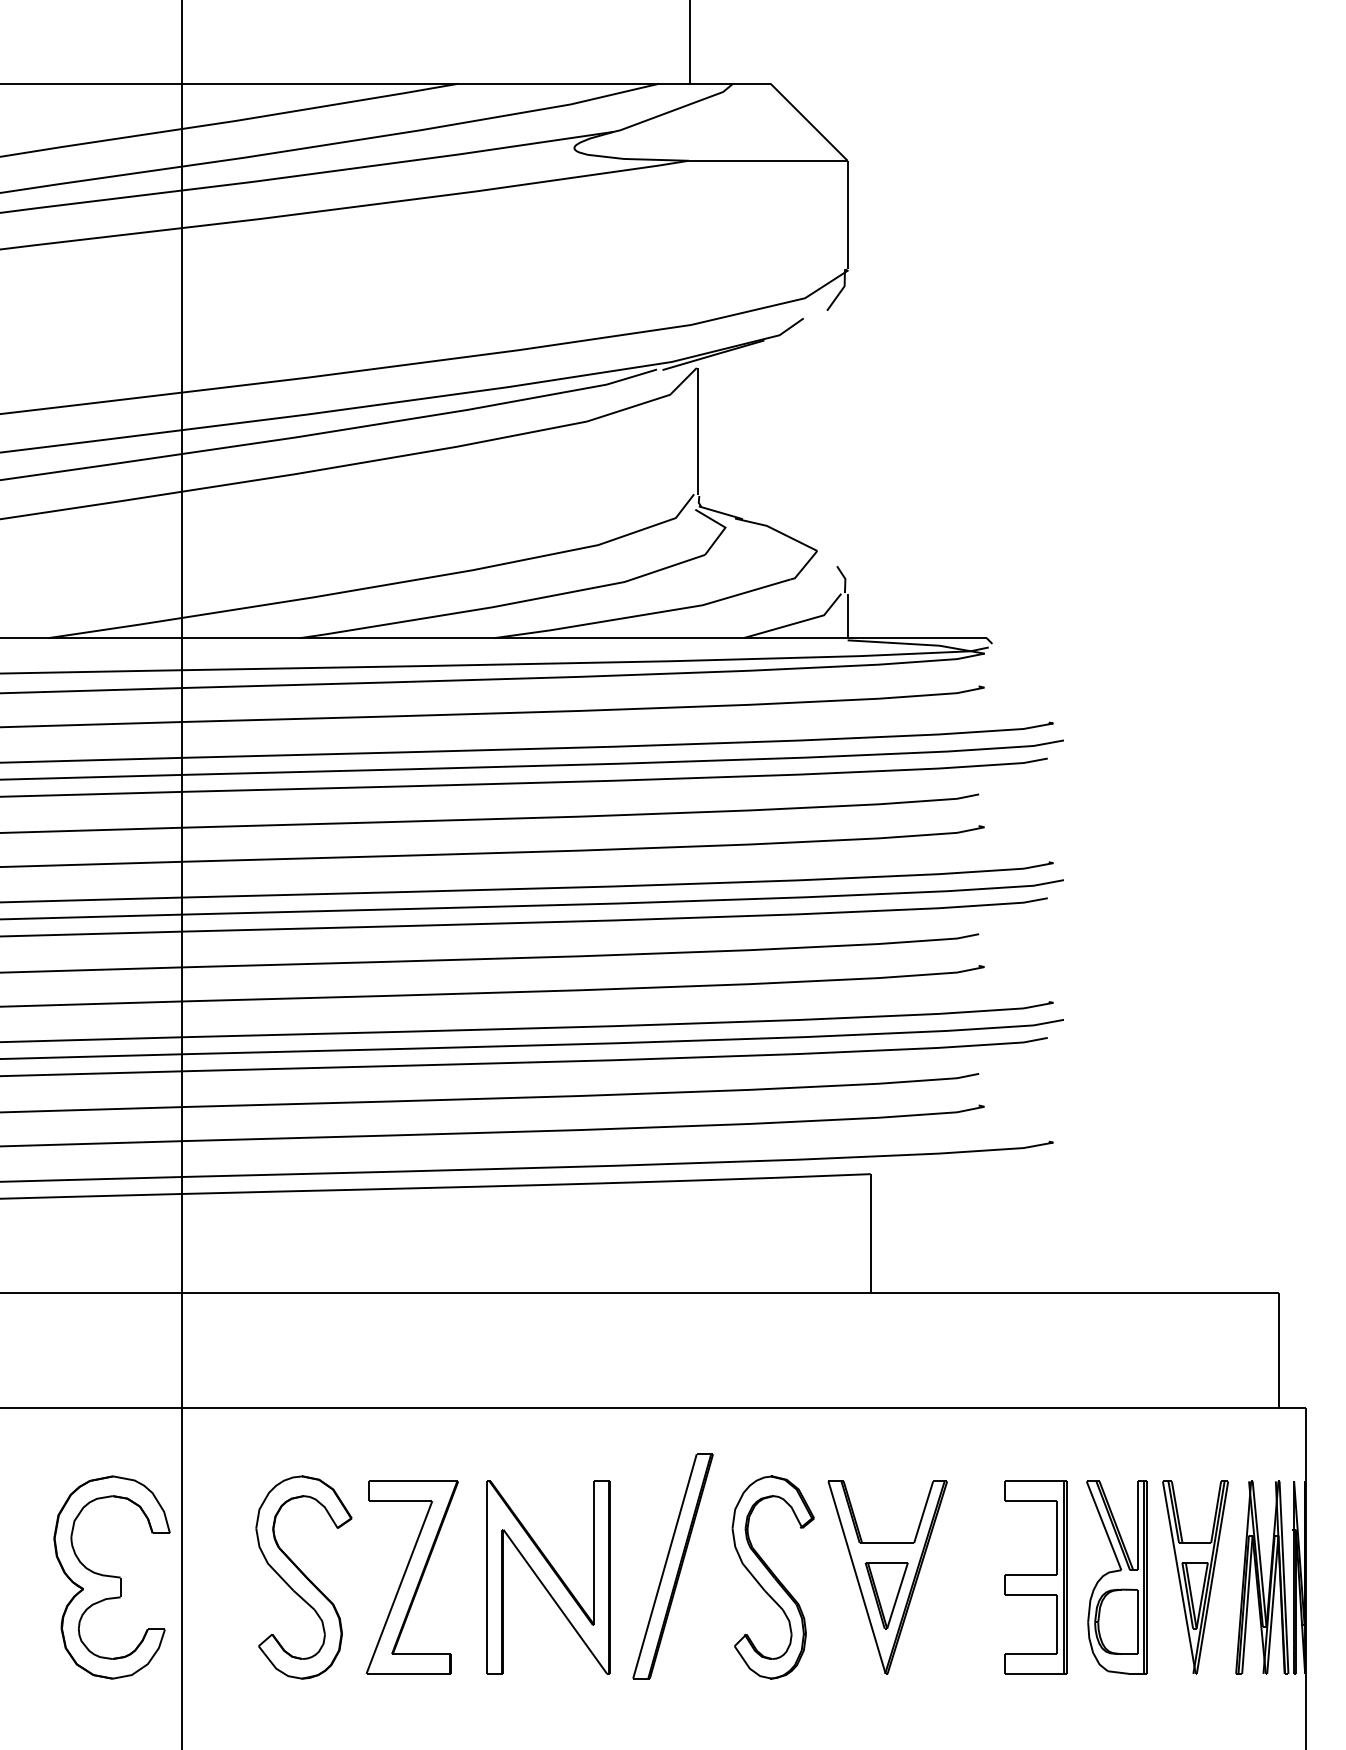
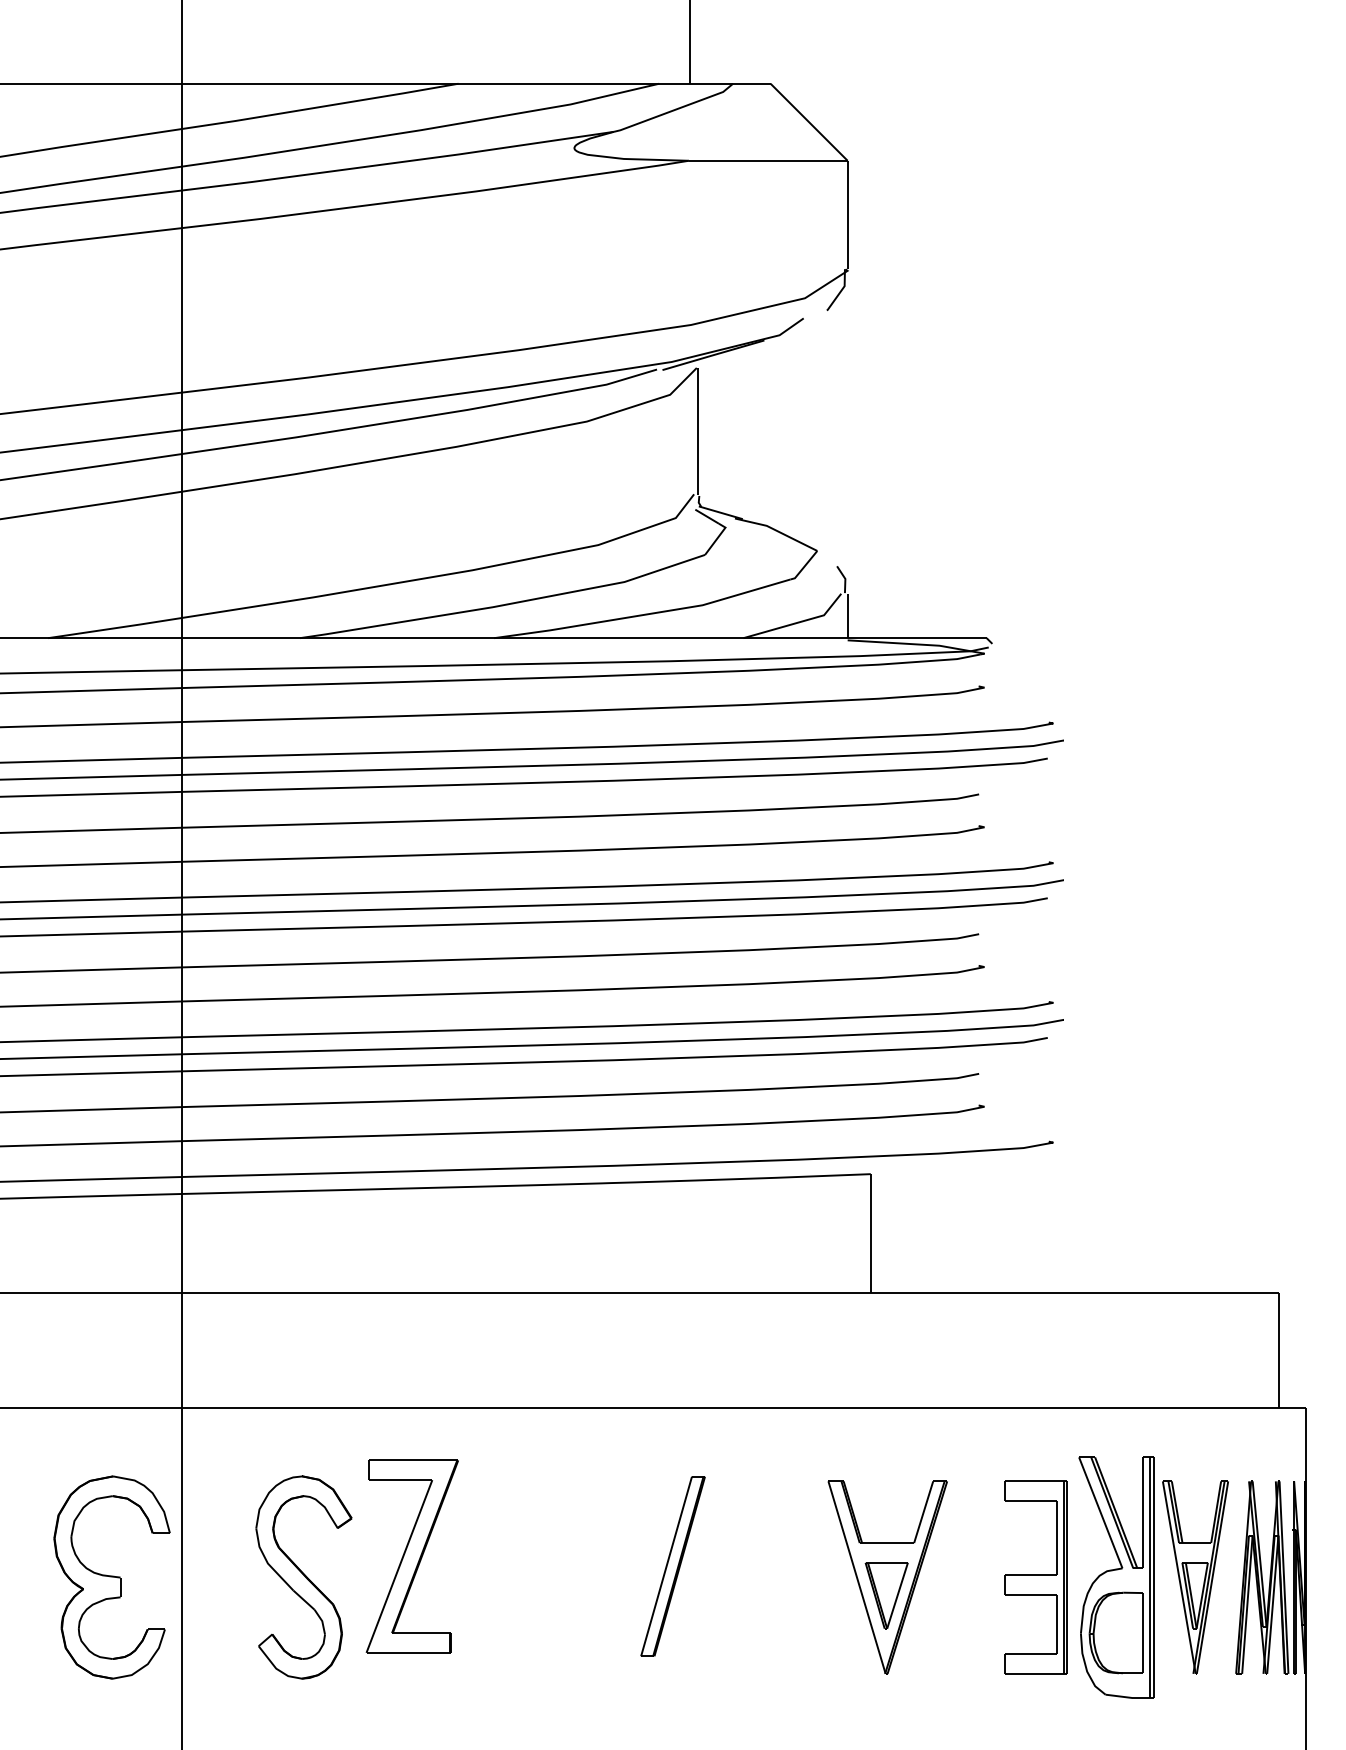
part size: 82x227 px -> 66x181 px (672, 1566)
part position: (411, 1577) -> (411, 1556) (411, 1556)
part: present -> none (548, 1577)
part: present -> none (772, 1577)
part size: 62x195 px -> 77x243 px (1116, 1577)
